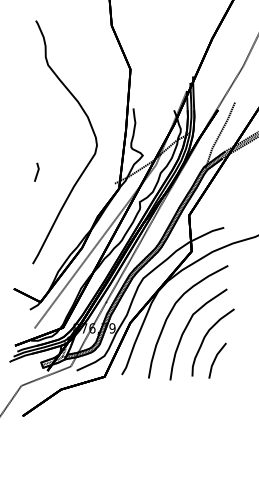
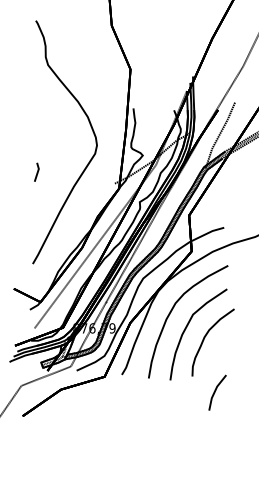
line position: (215, 360) -> (215, 392) (215, 392)
